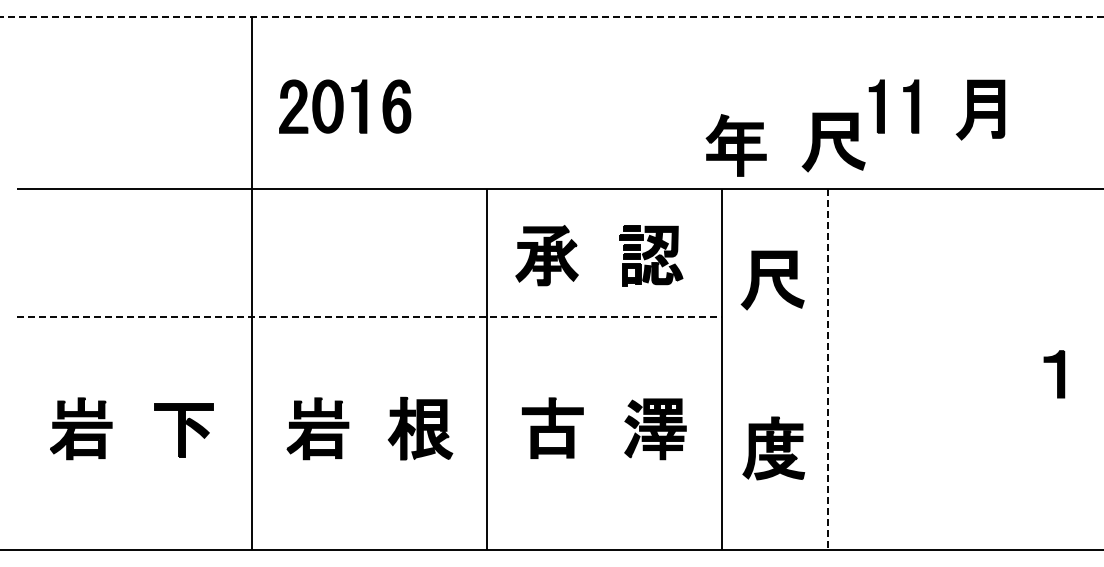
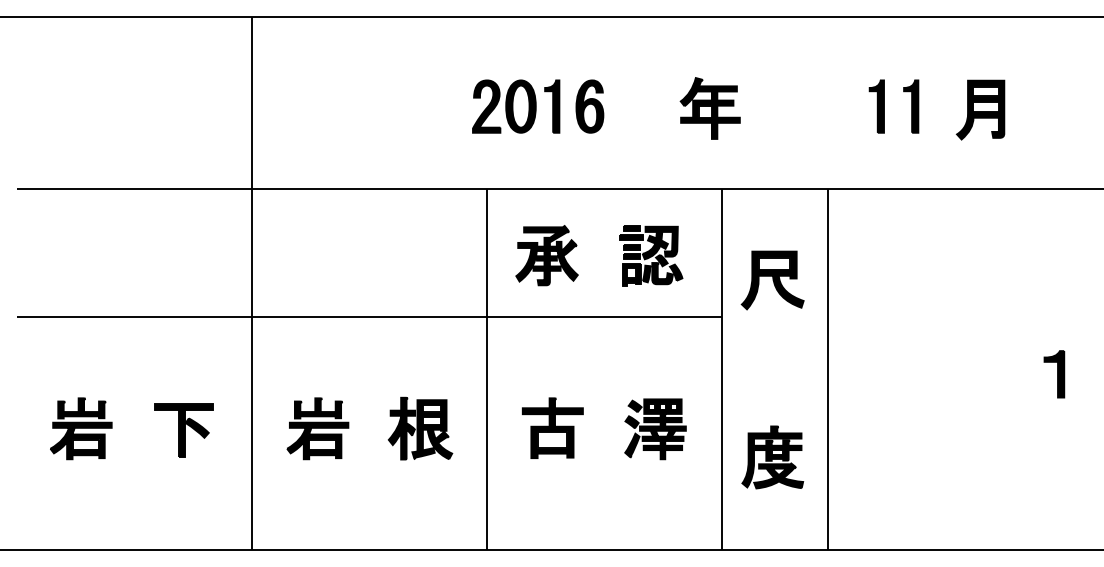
line: dashed -> solid (552, 17)
part position: (345, 106) -> (538, 106) (538, 106)
part: present -> none (833, 142)
part position: (735, 145) -> (709, 108) (709, 108)
line: dashed -> solid (369, 316)
line: dashed -> solid (828, 369)
part position: (773, 448) -> (772, 457) (772, 457)
